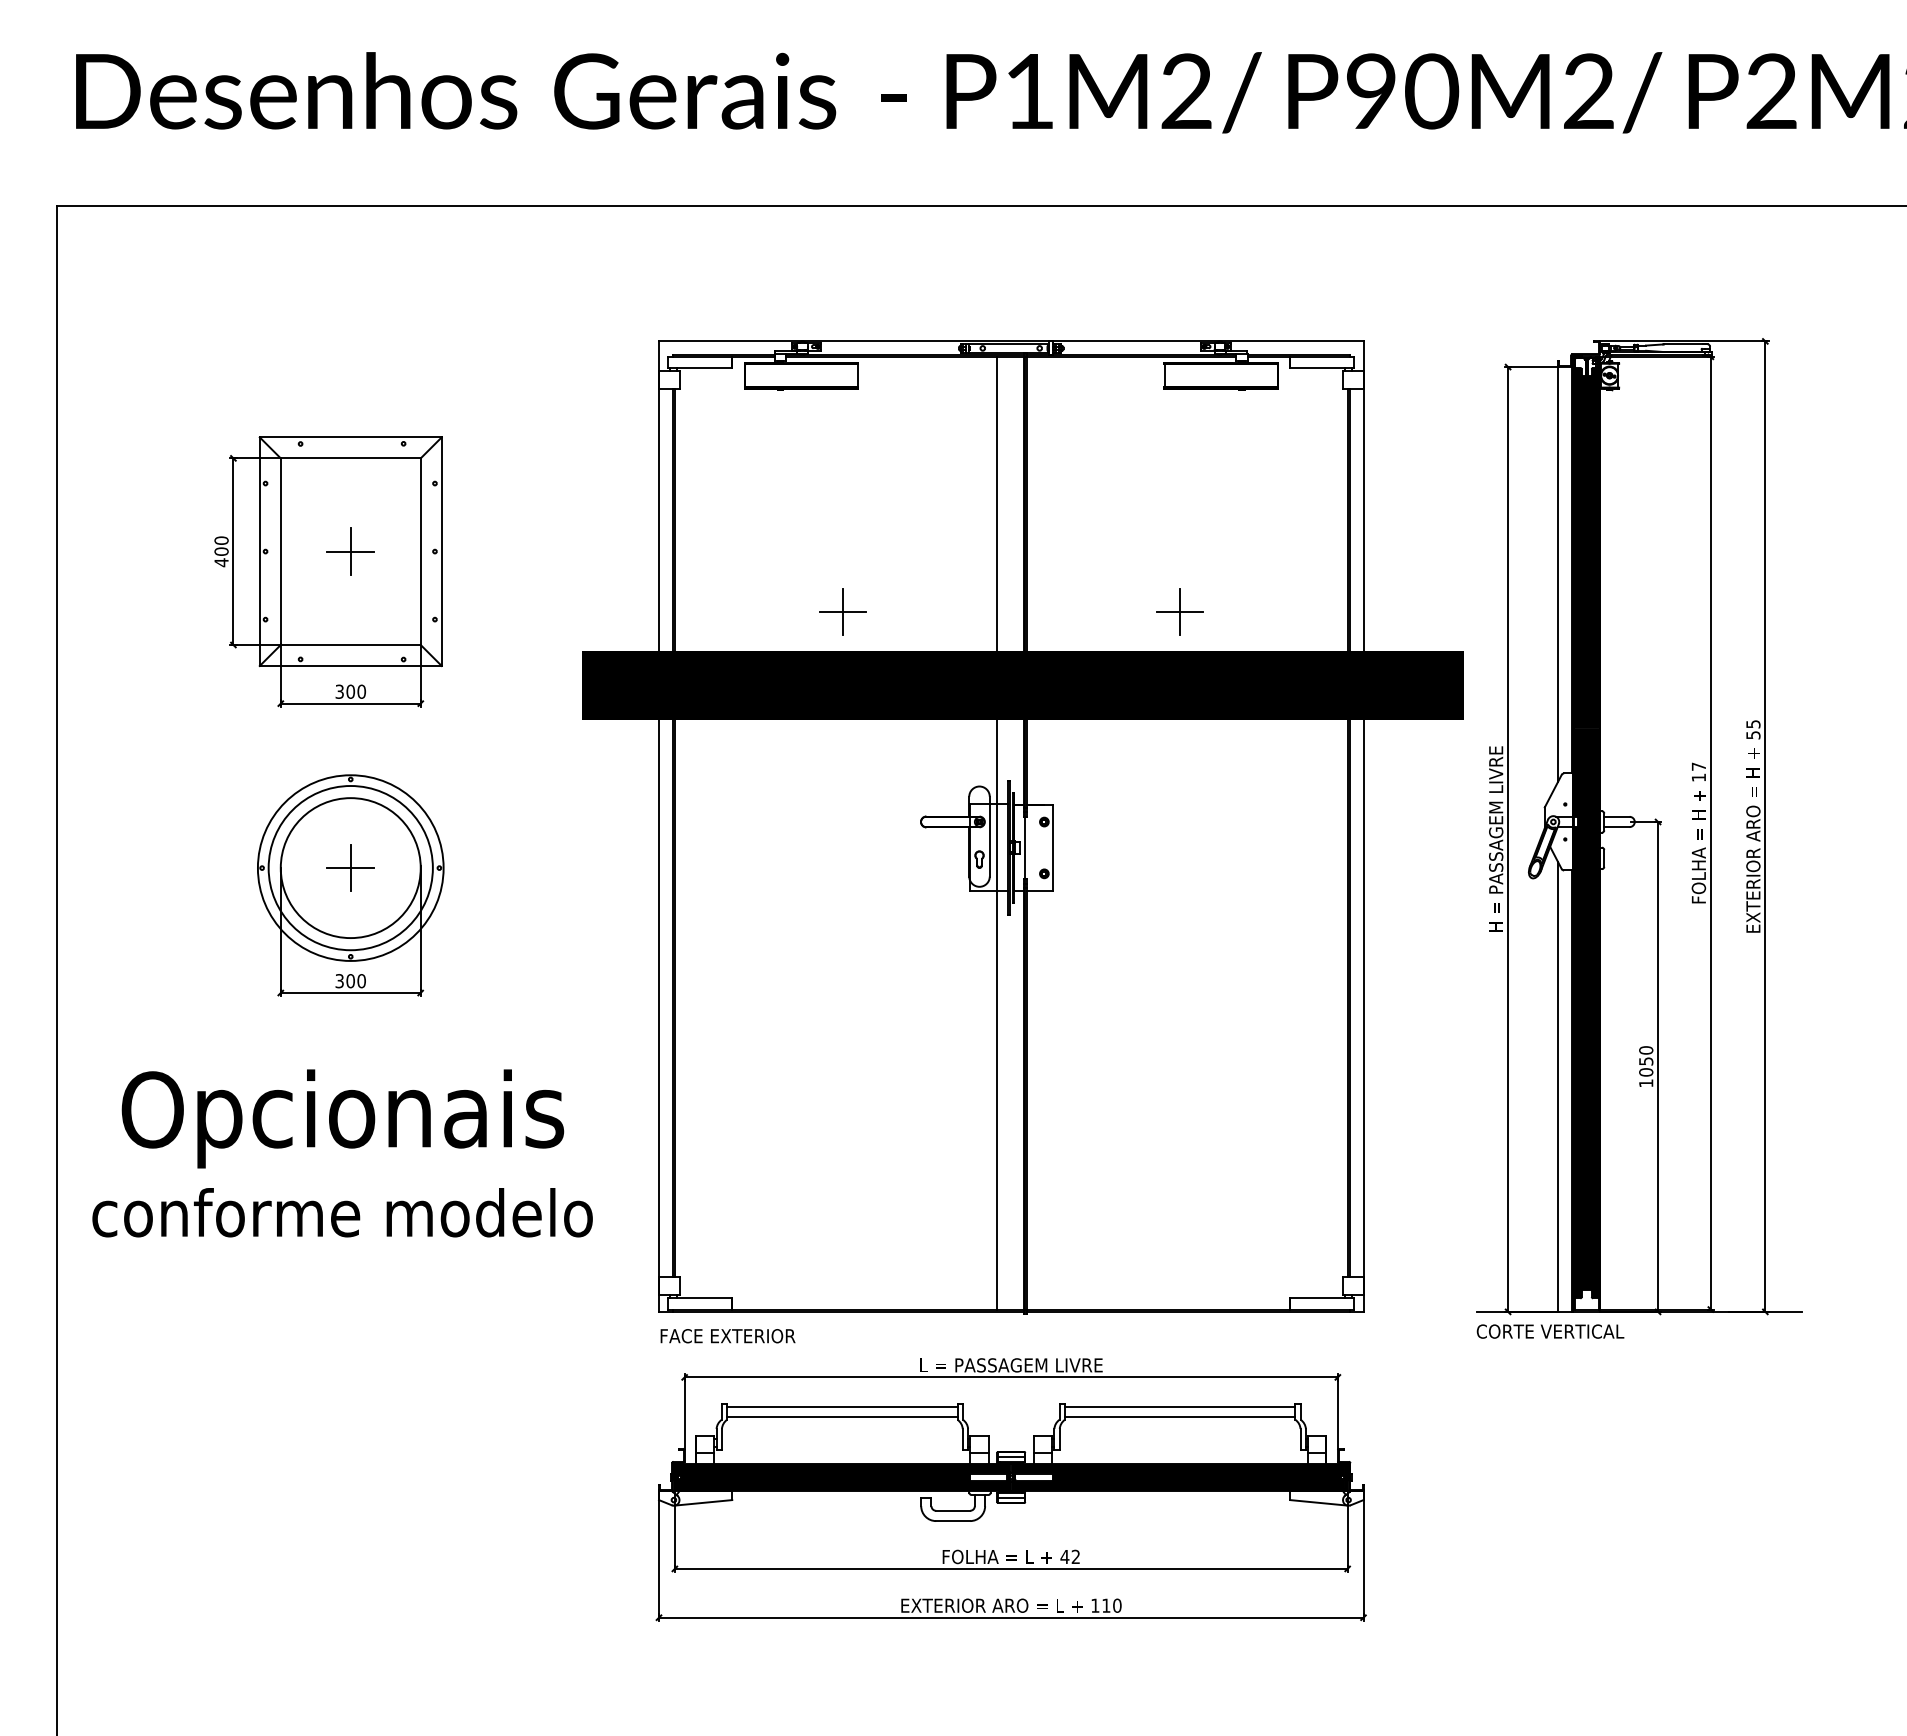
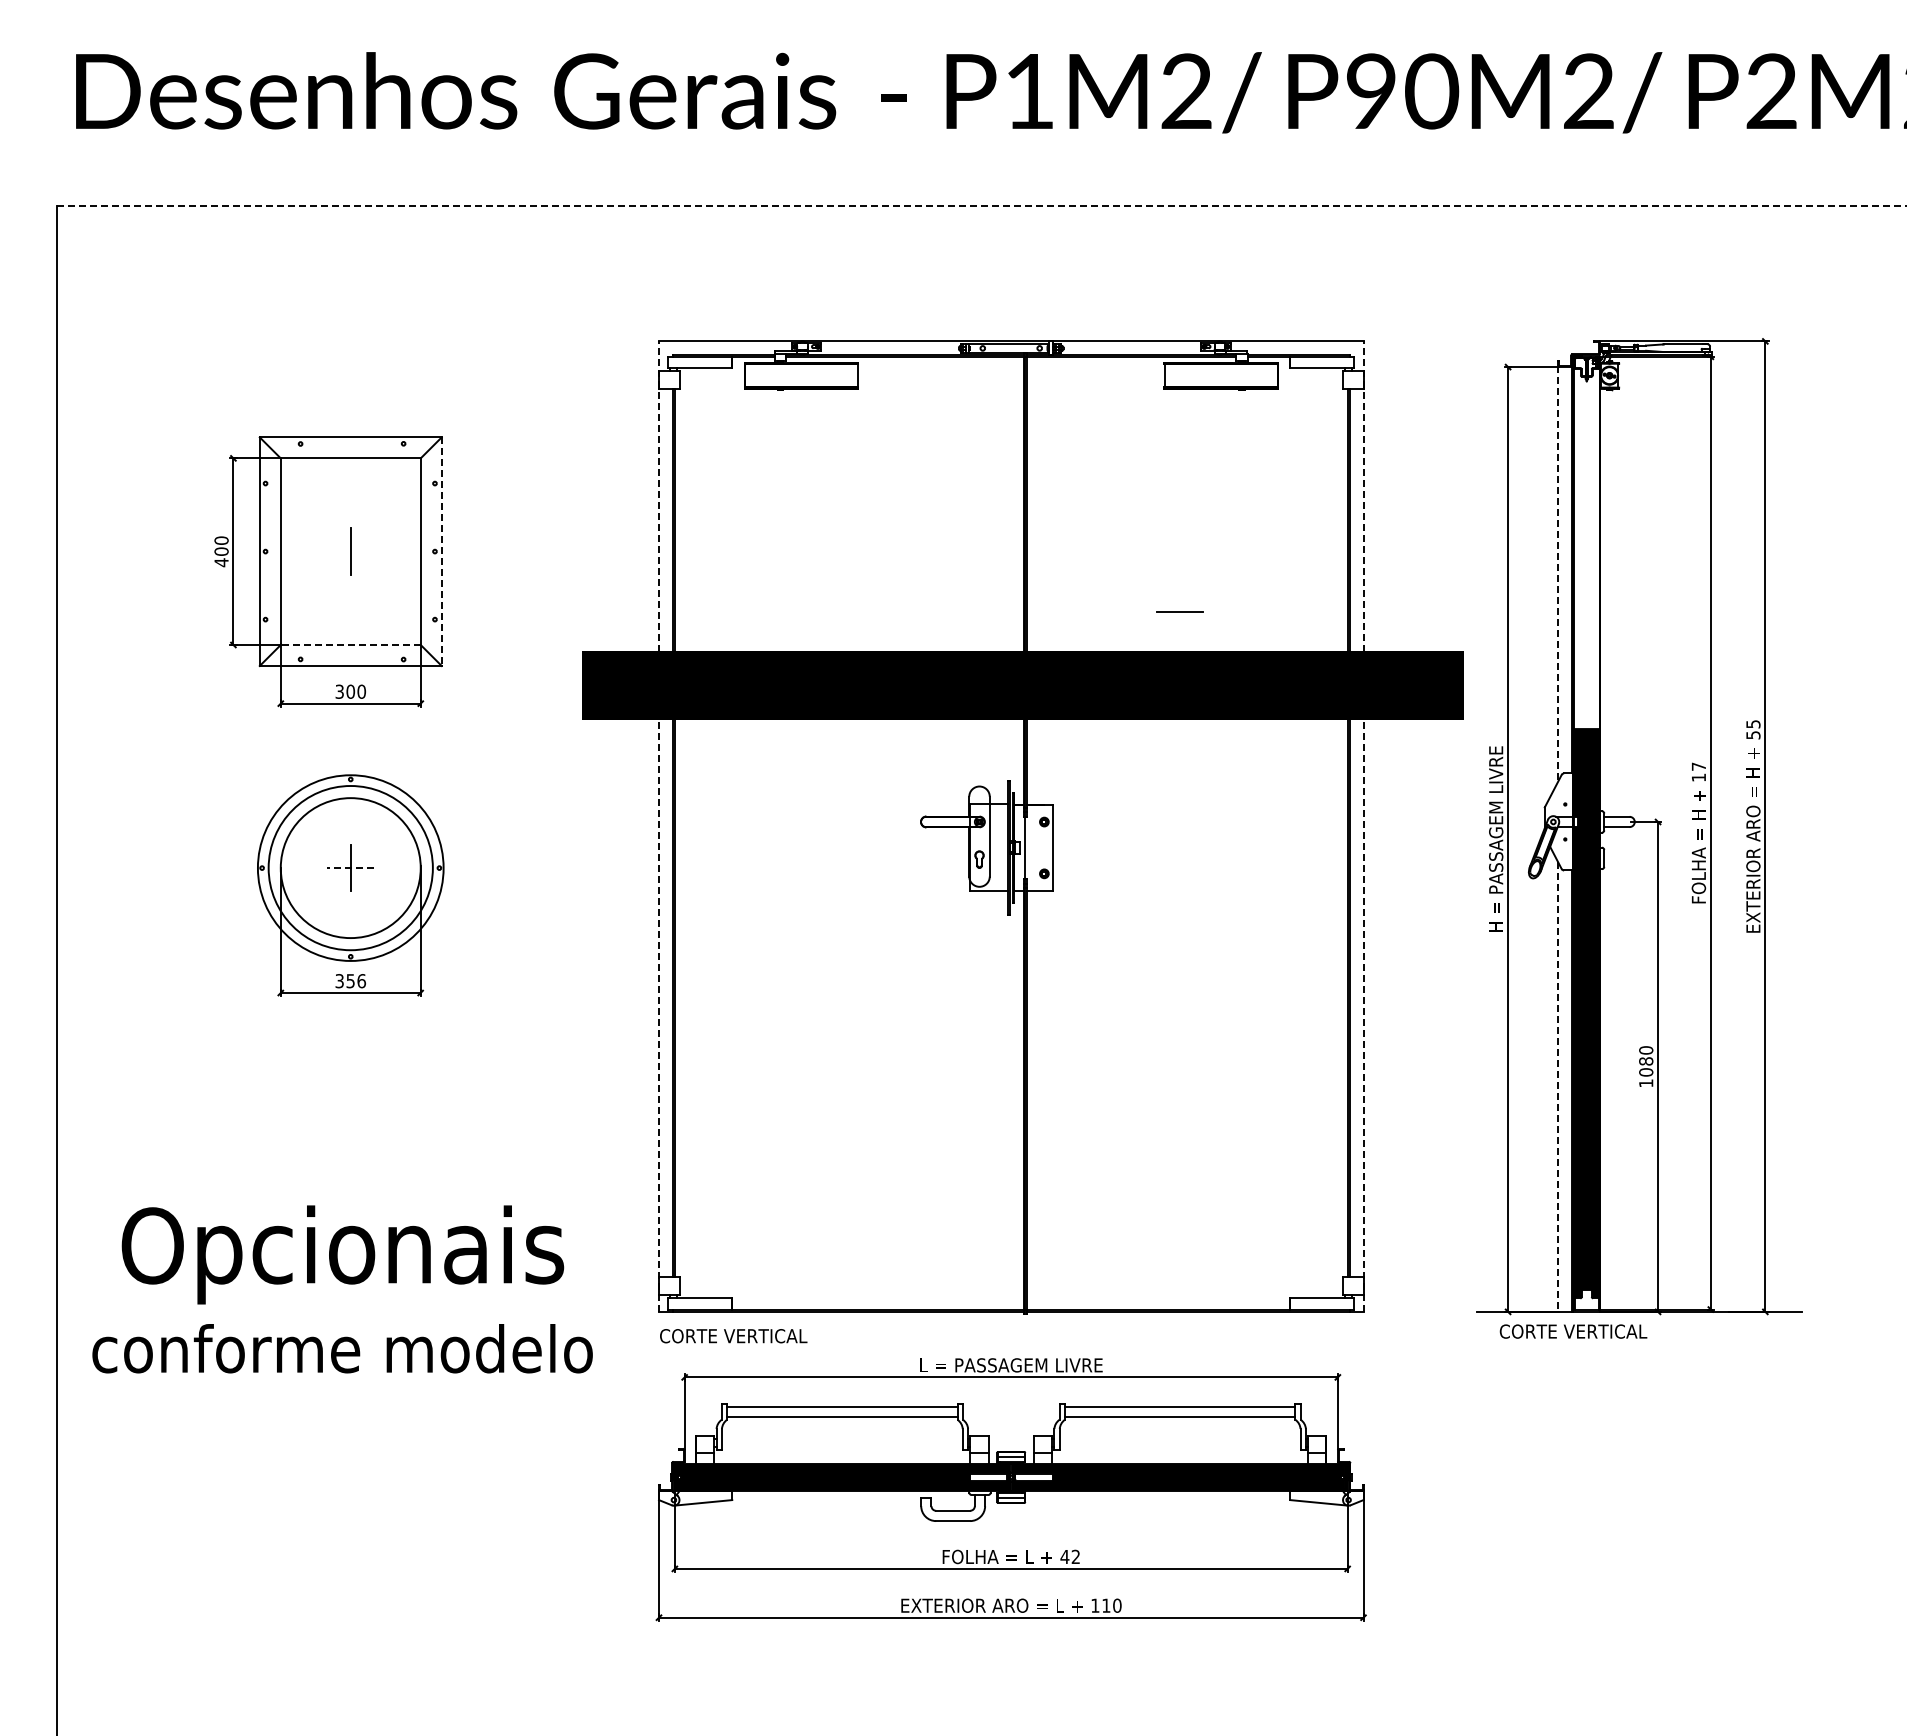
line: solid -> dashed (981, 206)
fill: present -> none (1586, 548)
line: present -> none (350, 551)
line: solid -> dashed (441, 552)
line: solid -> dashed (1558, 573)
part: present -> none (842, 611)
line: present -> none (1180, 611)
line: solid -> dashed (350, 645)
line: solid -> dashed (658, 826)
line: solid -> dashed (1363, 826)
line: present -> none (997, 832)
line: solid -> dashed (350, 868)
text: 300 -> 356 (356, 981)
text: 1050 -> 1080 (1646, 1061)
line: solid -> dashed (1558, 1086)
text position: (342, 1153) -> (342, 1289) (342, 1289)
text position: (1550, 1331) -> (1573, 1331) (1573, 1331)
text: FACE EXTERIOR -> CORTE VERTICAL (733, 1336)
